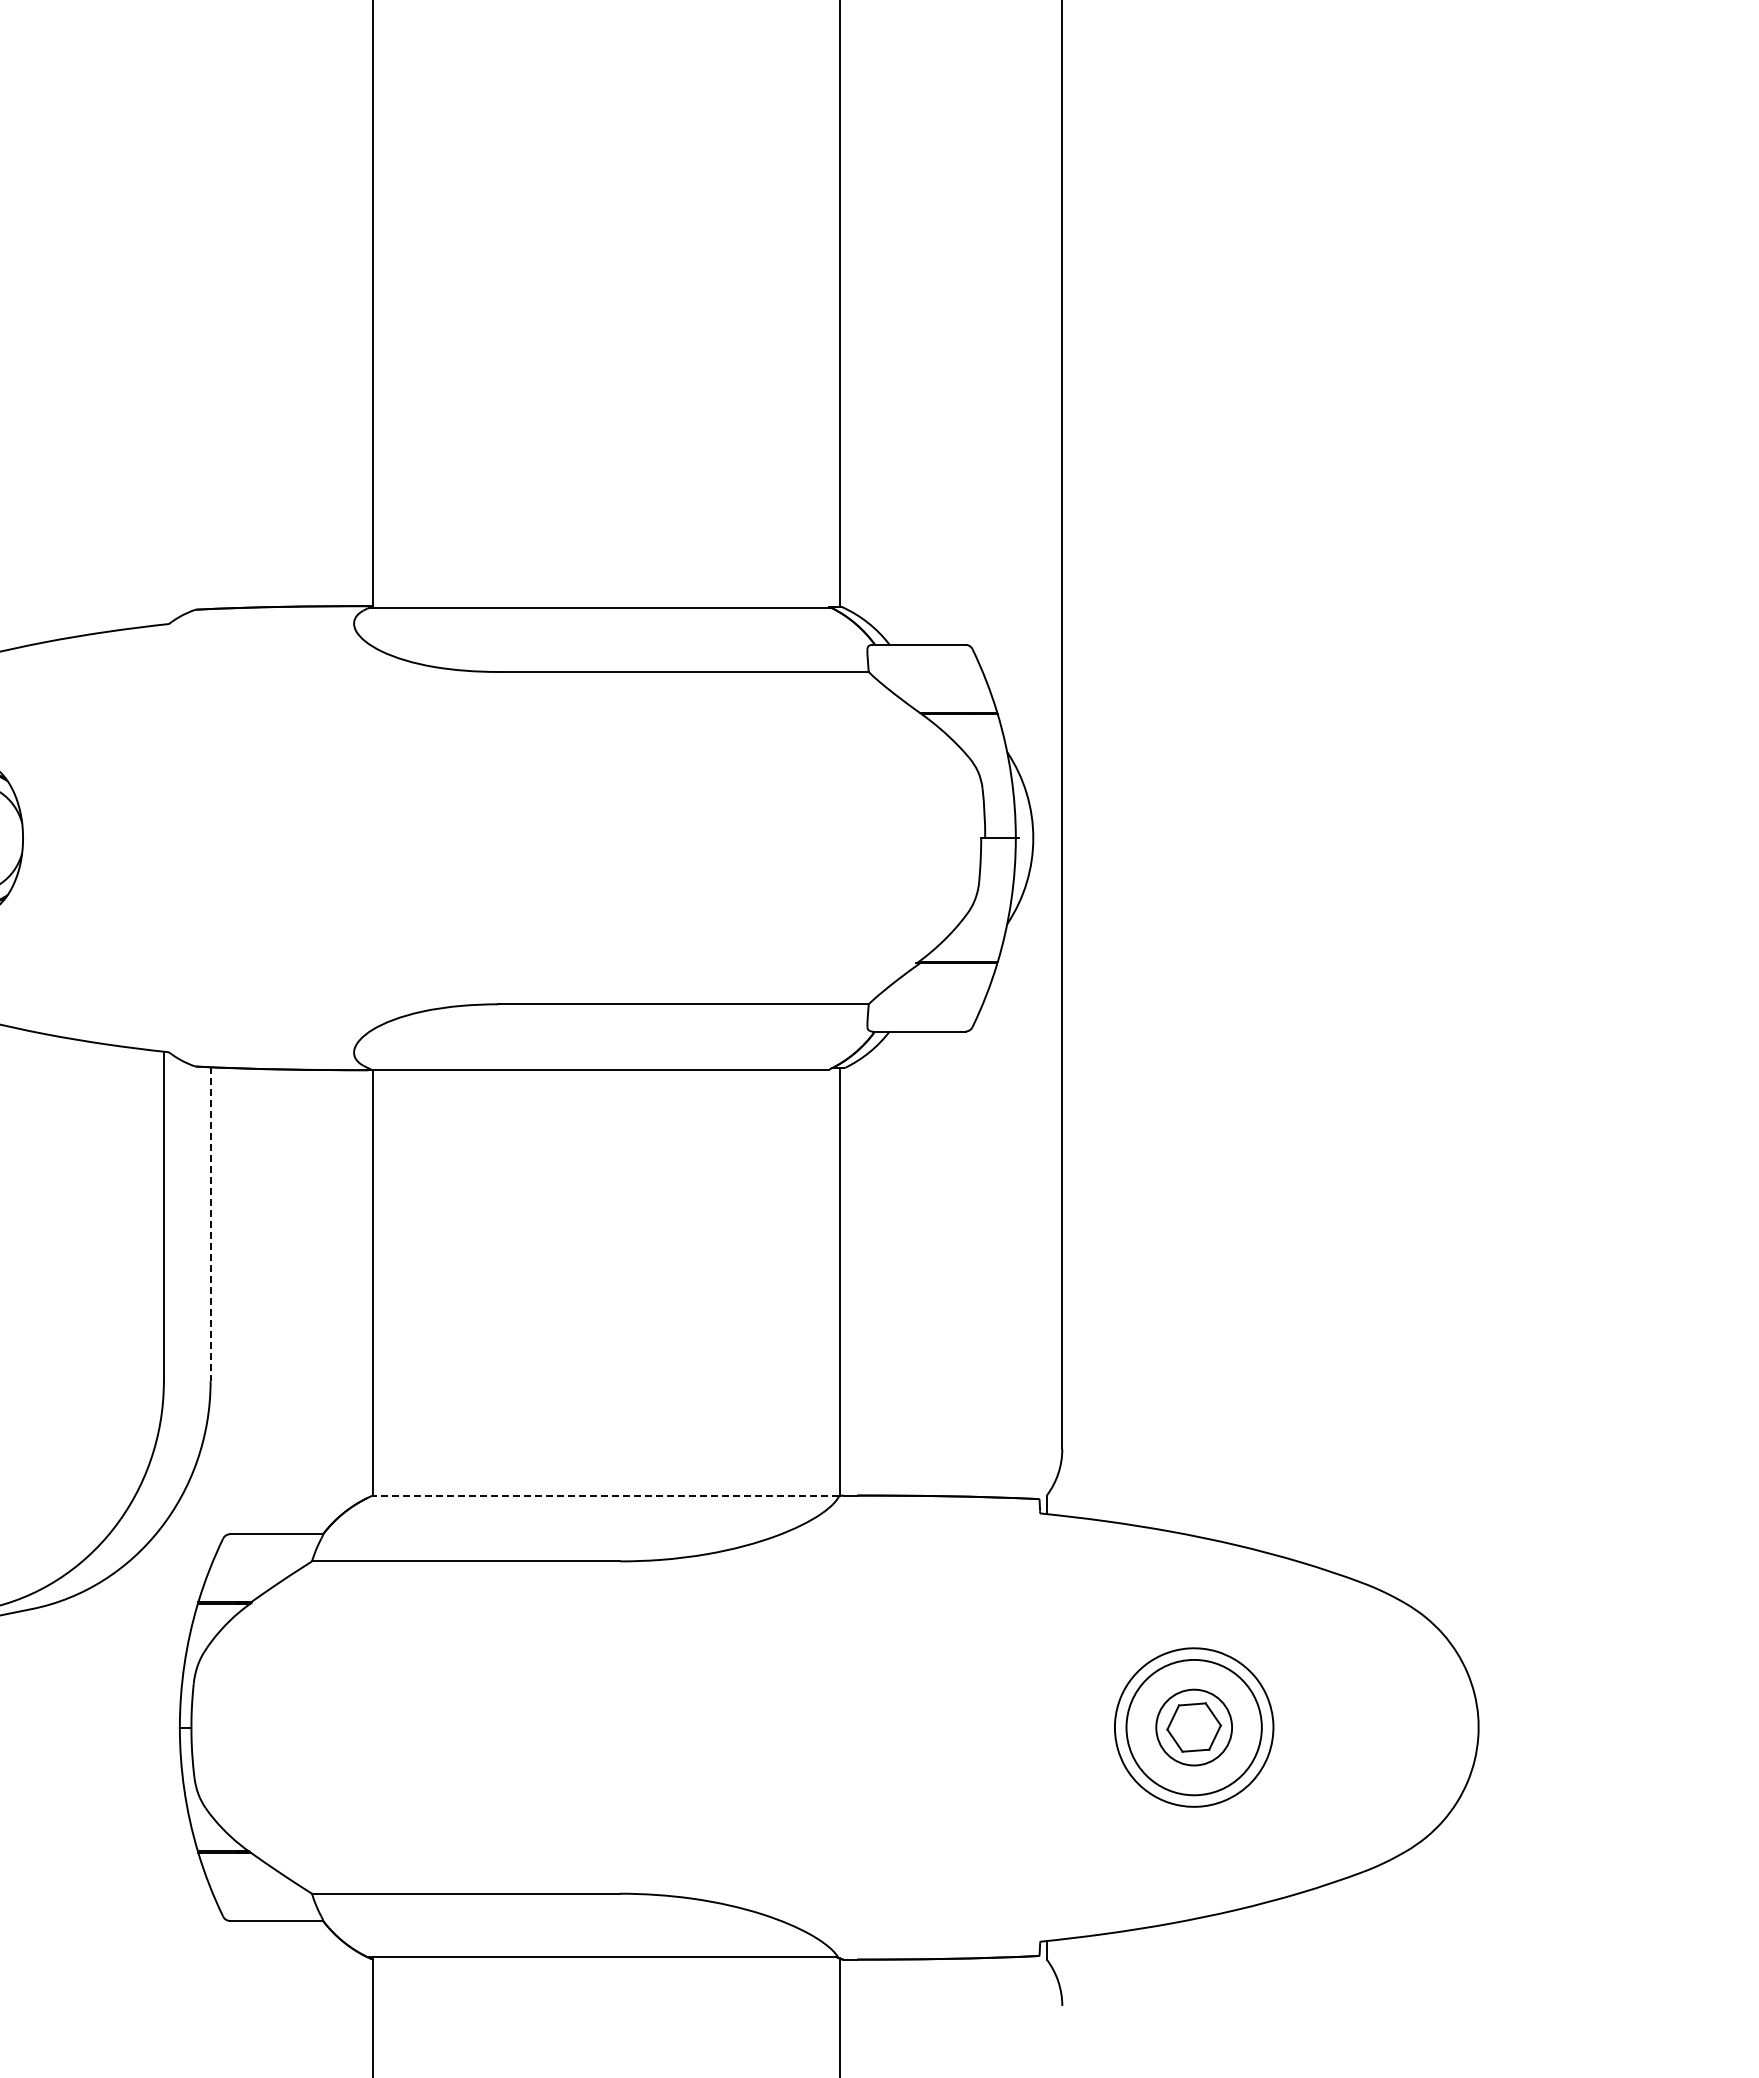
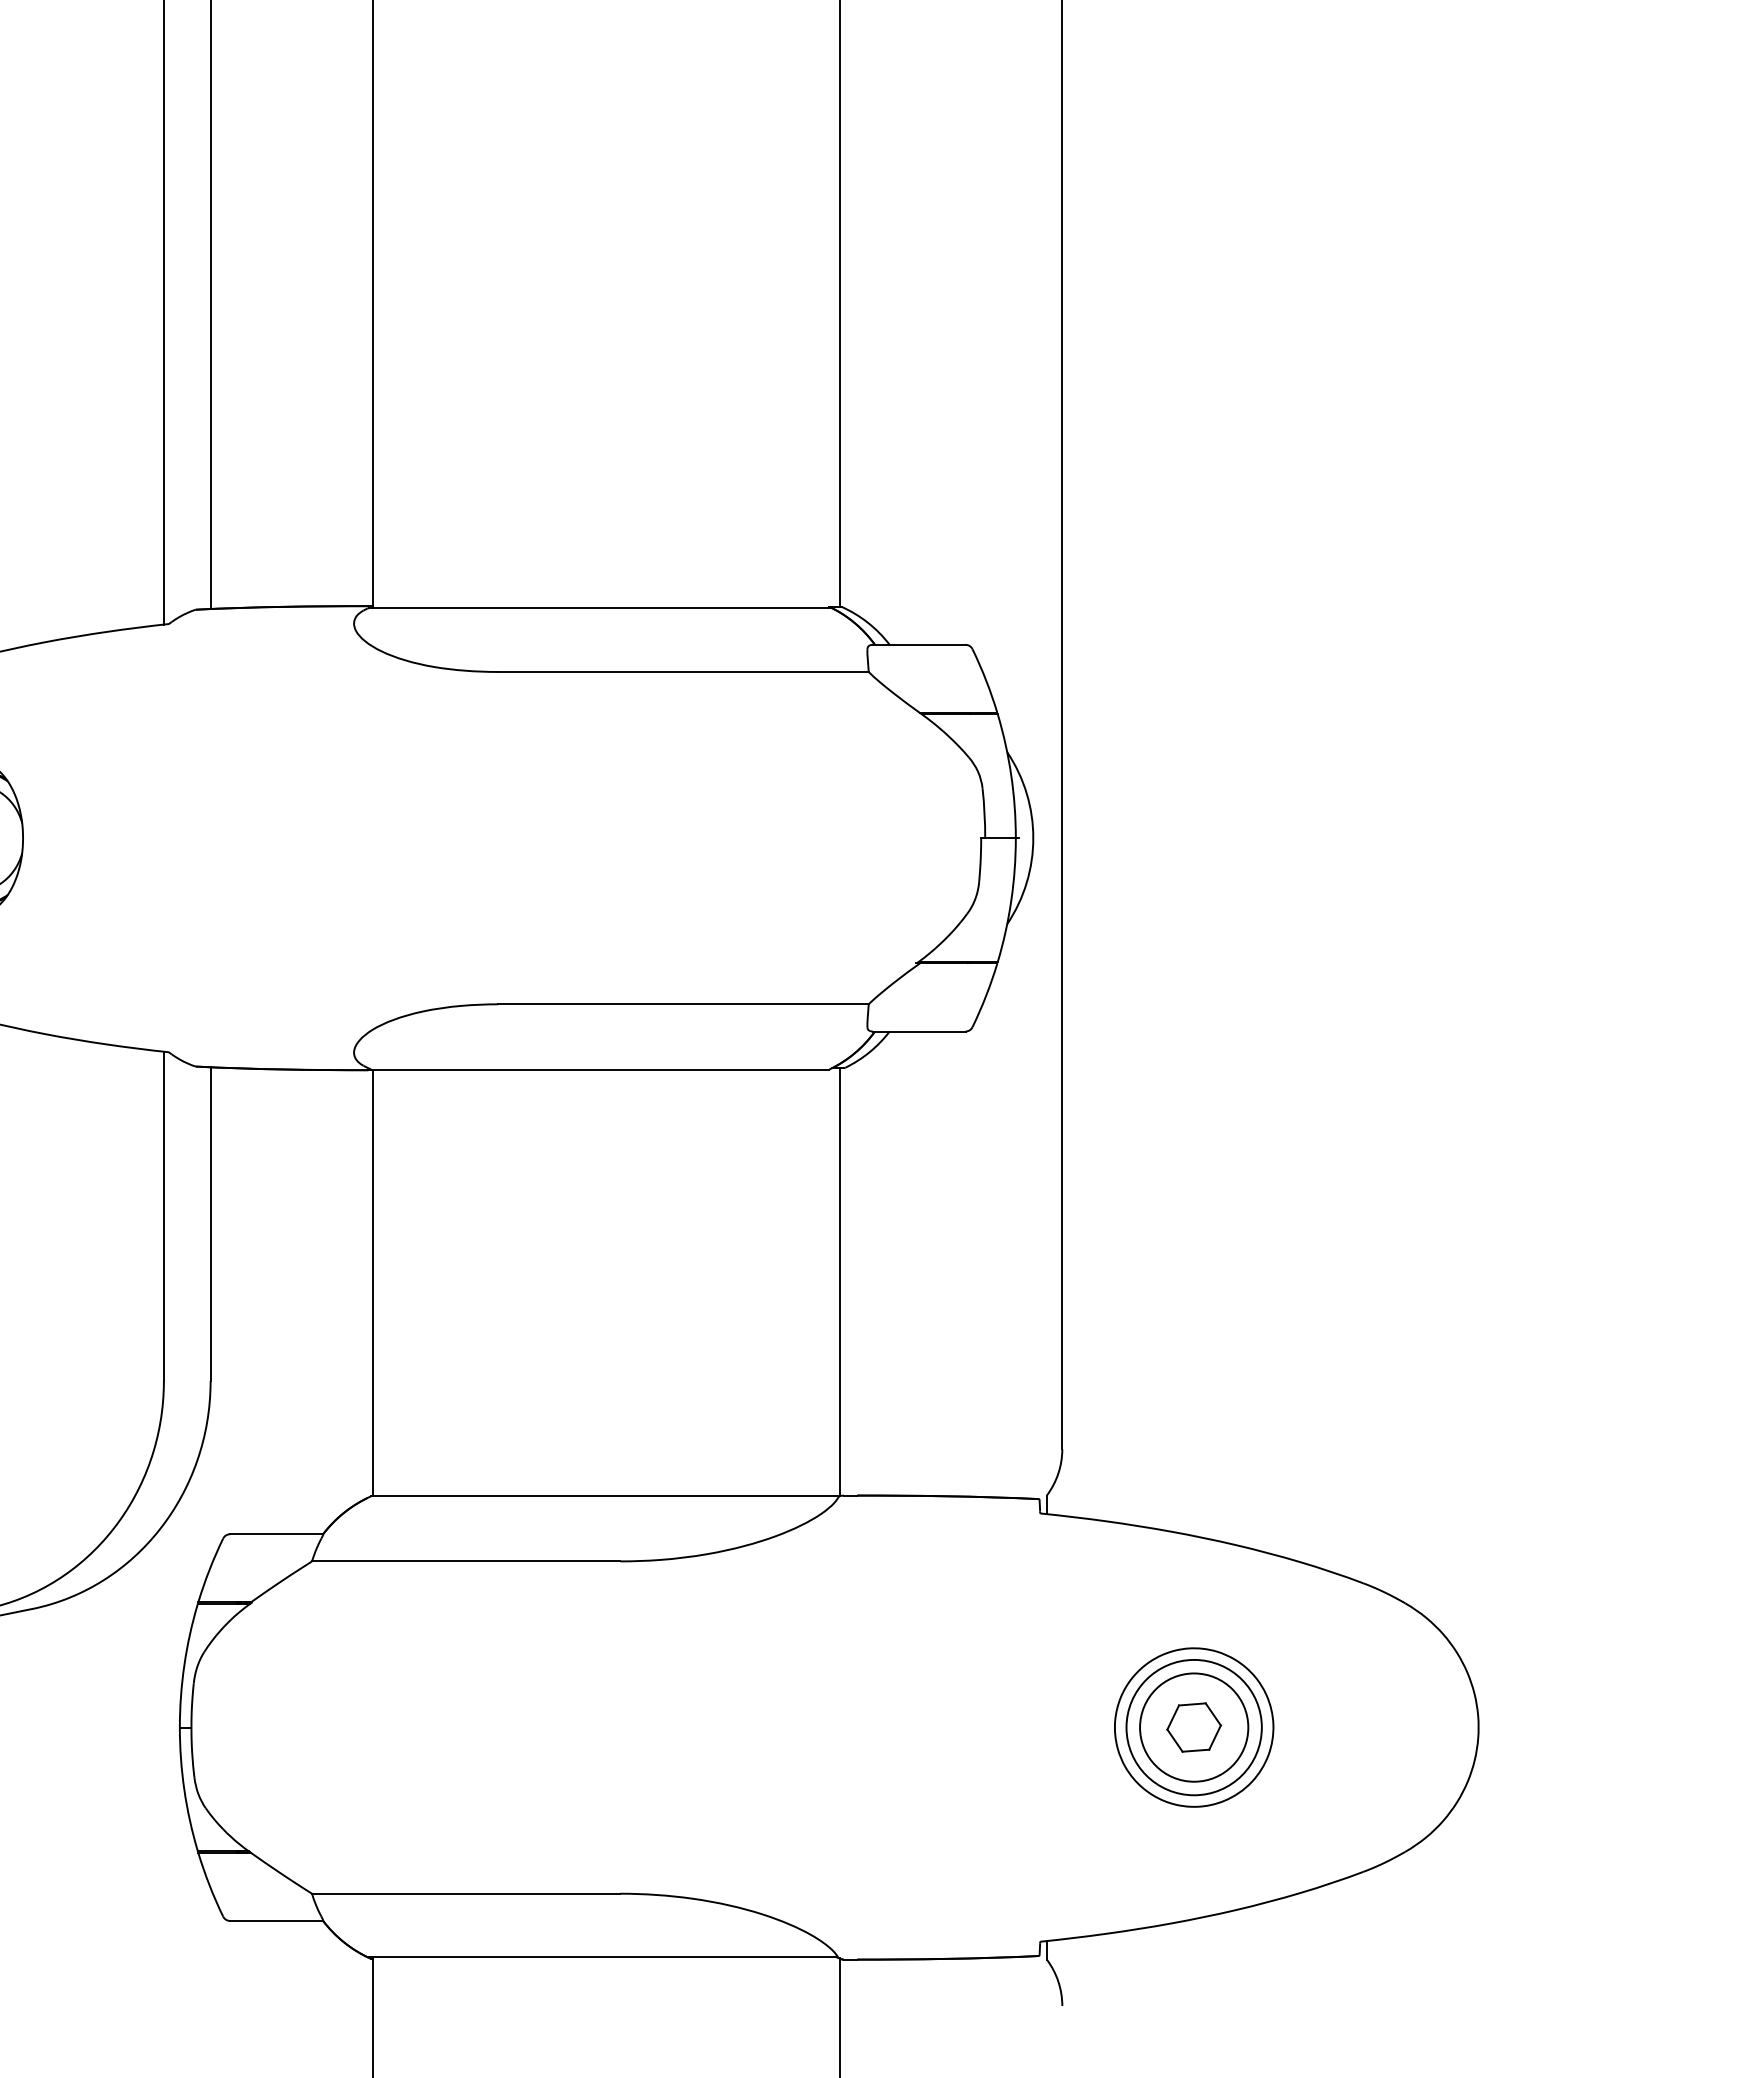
line: none -> present (210, 305)
line: none -> present (163, 313)
line: dashed -> solid (210, 1224)
line: dashed -> solid (605, 1496)
circle diameter: 76 px -> 108 px (1194, 1727)
